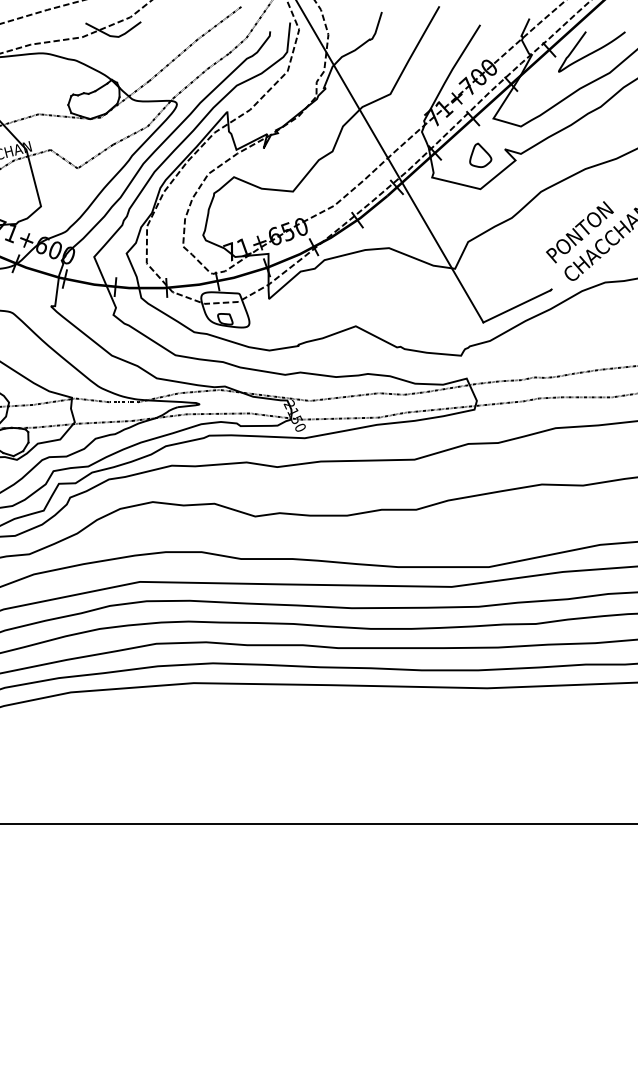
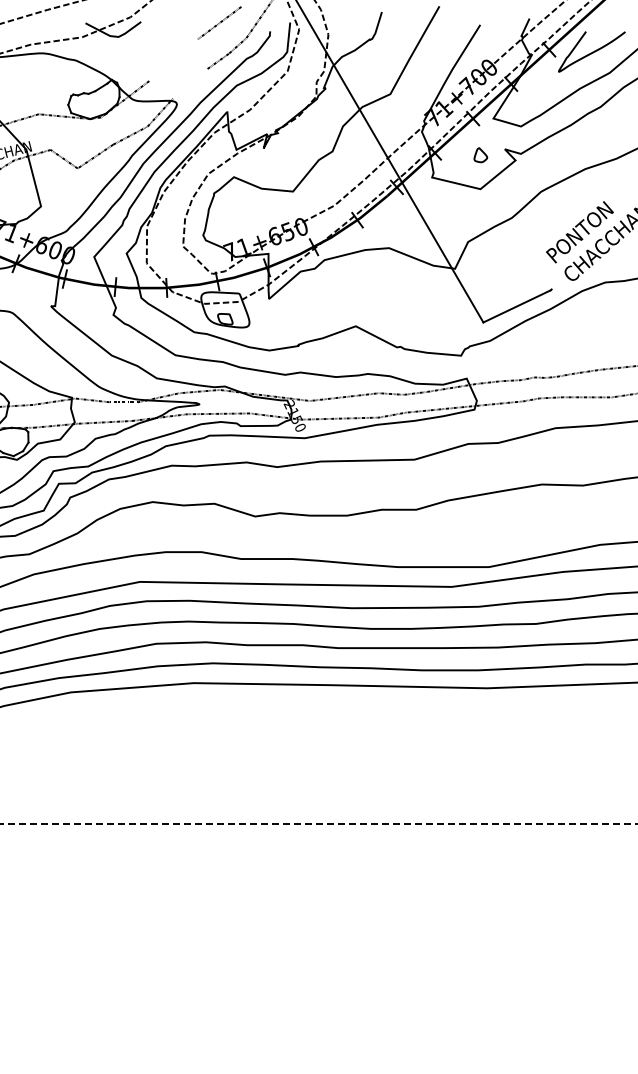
line: present -> none (173, 60)
line: present -> none (190, 83)
part size: 24x26 px -> 16x17 px (480, 155)
line: solid -> dashed (319, 824)
